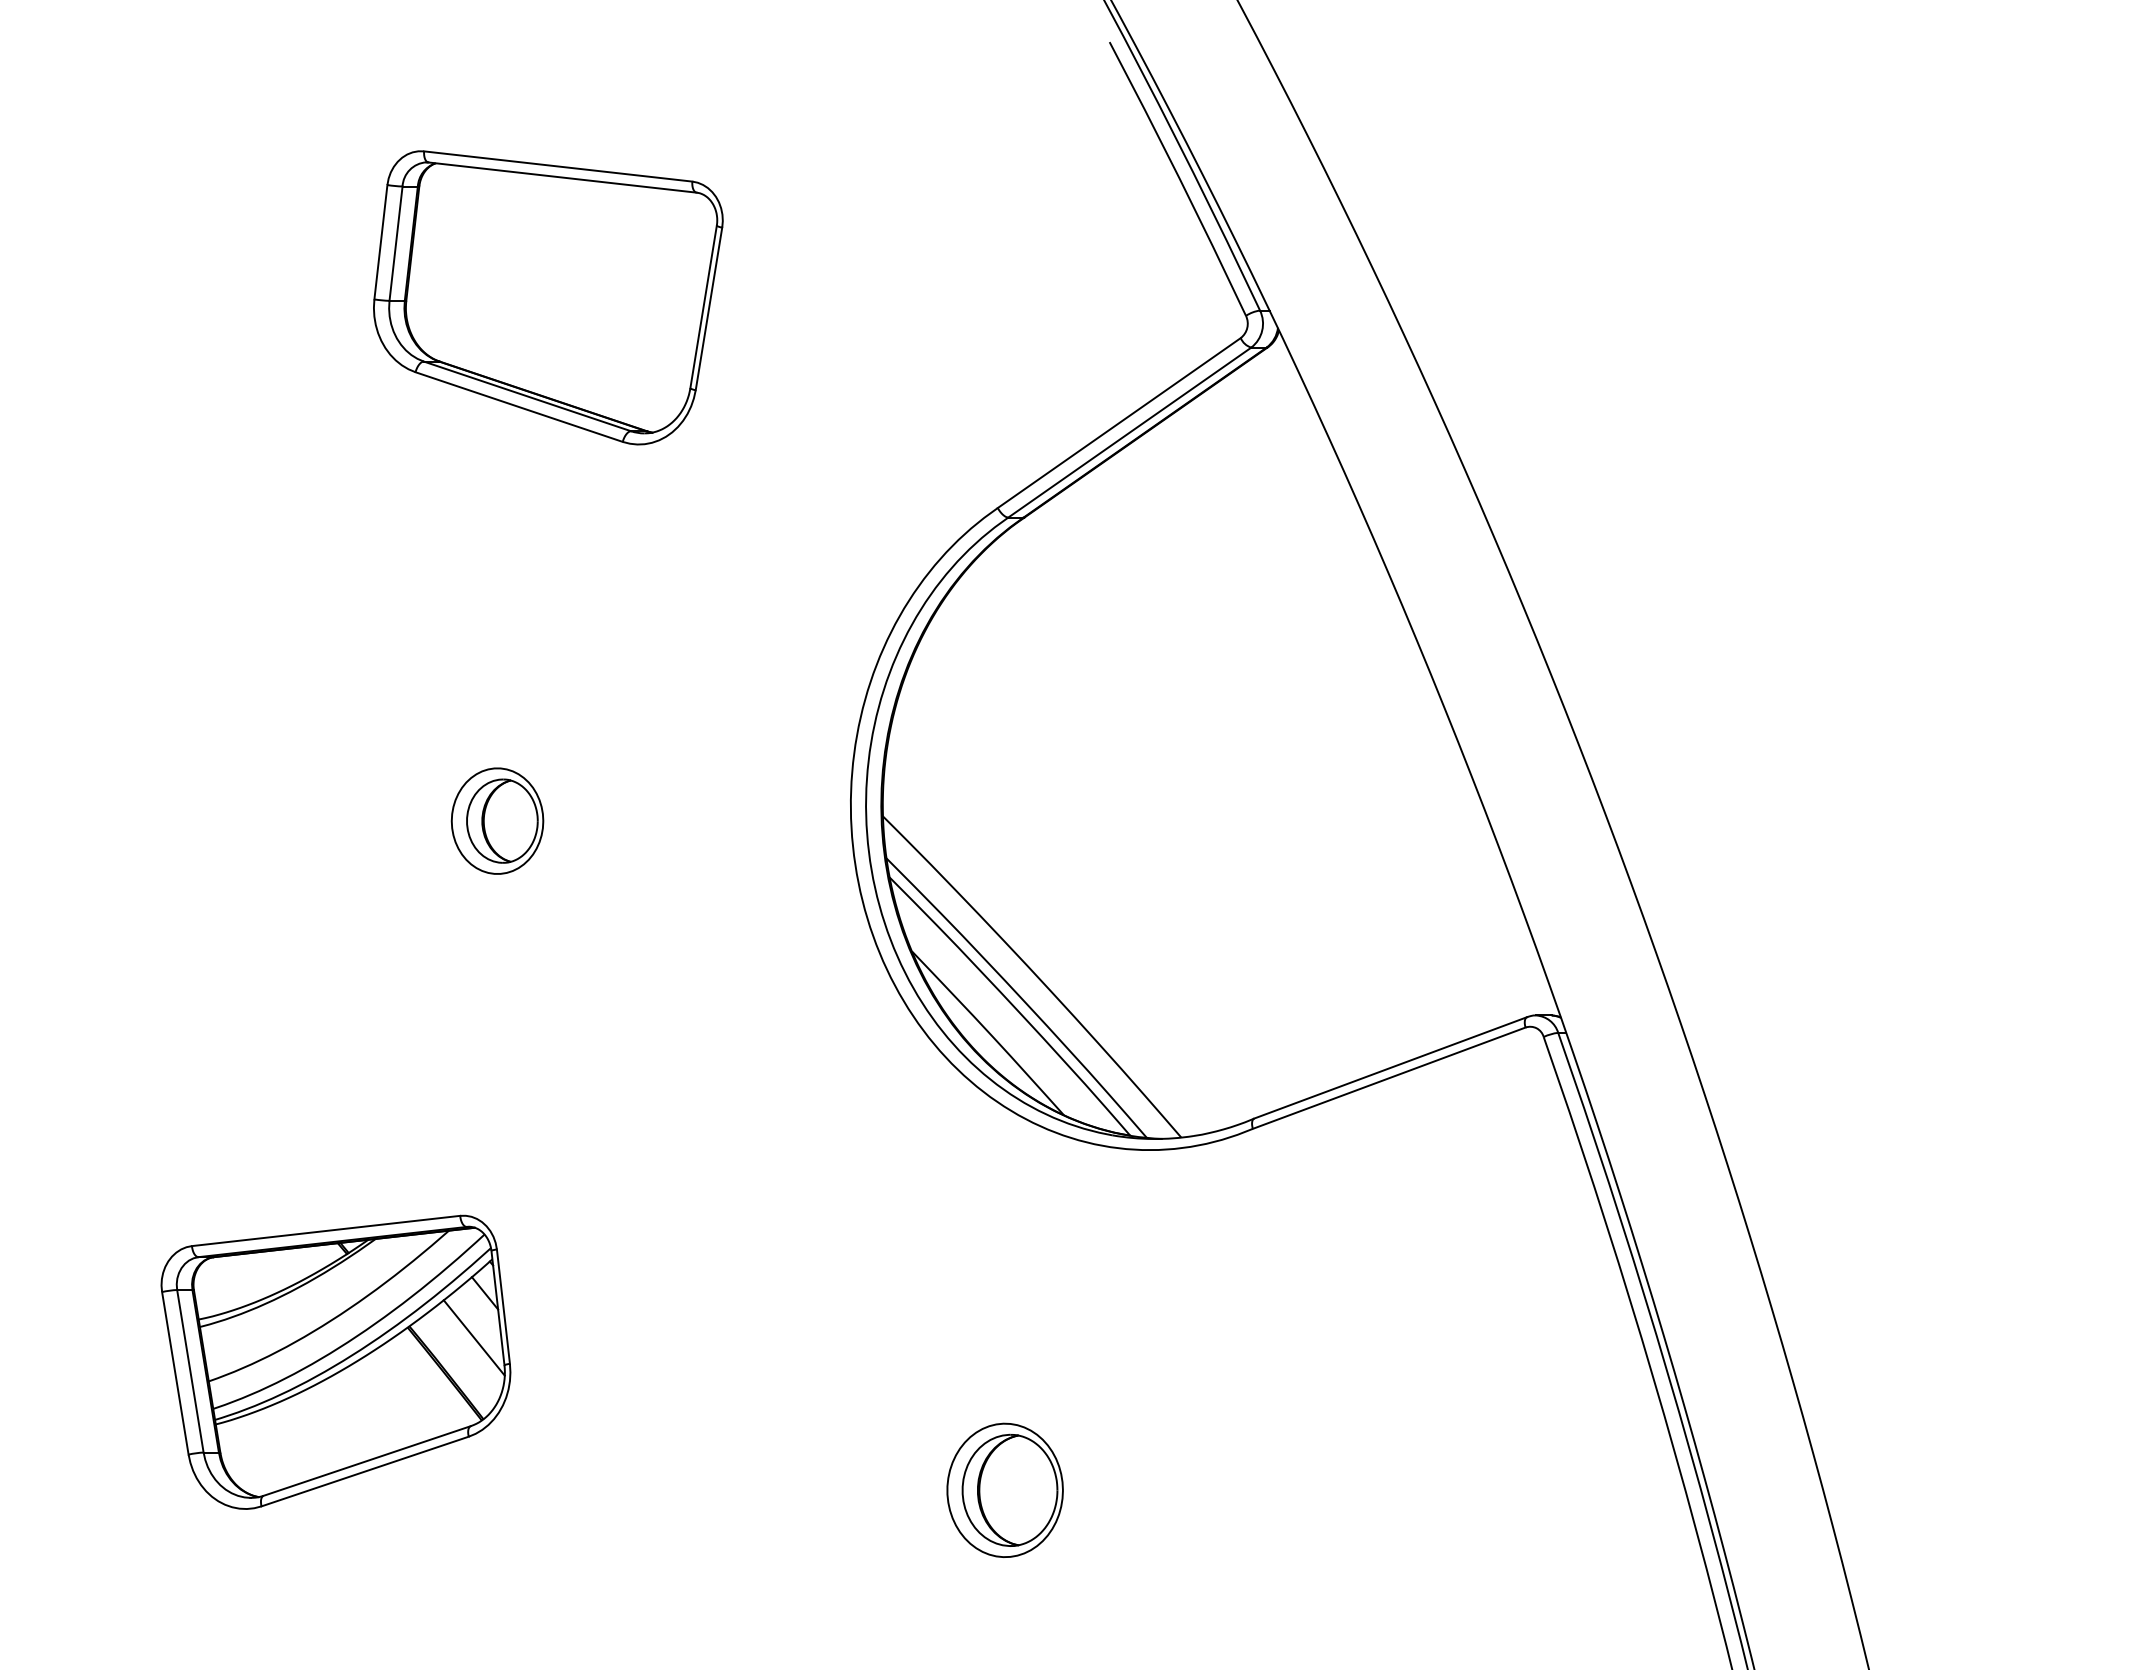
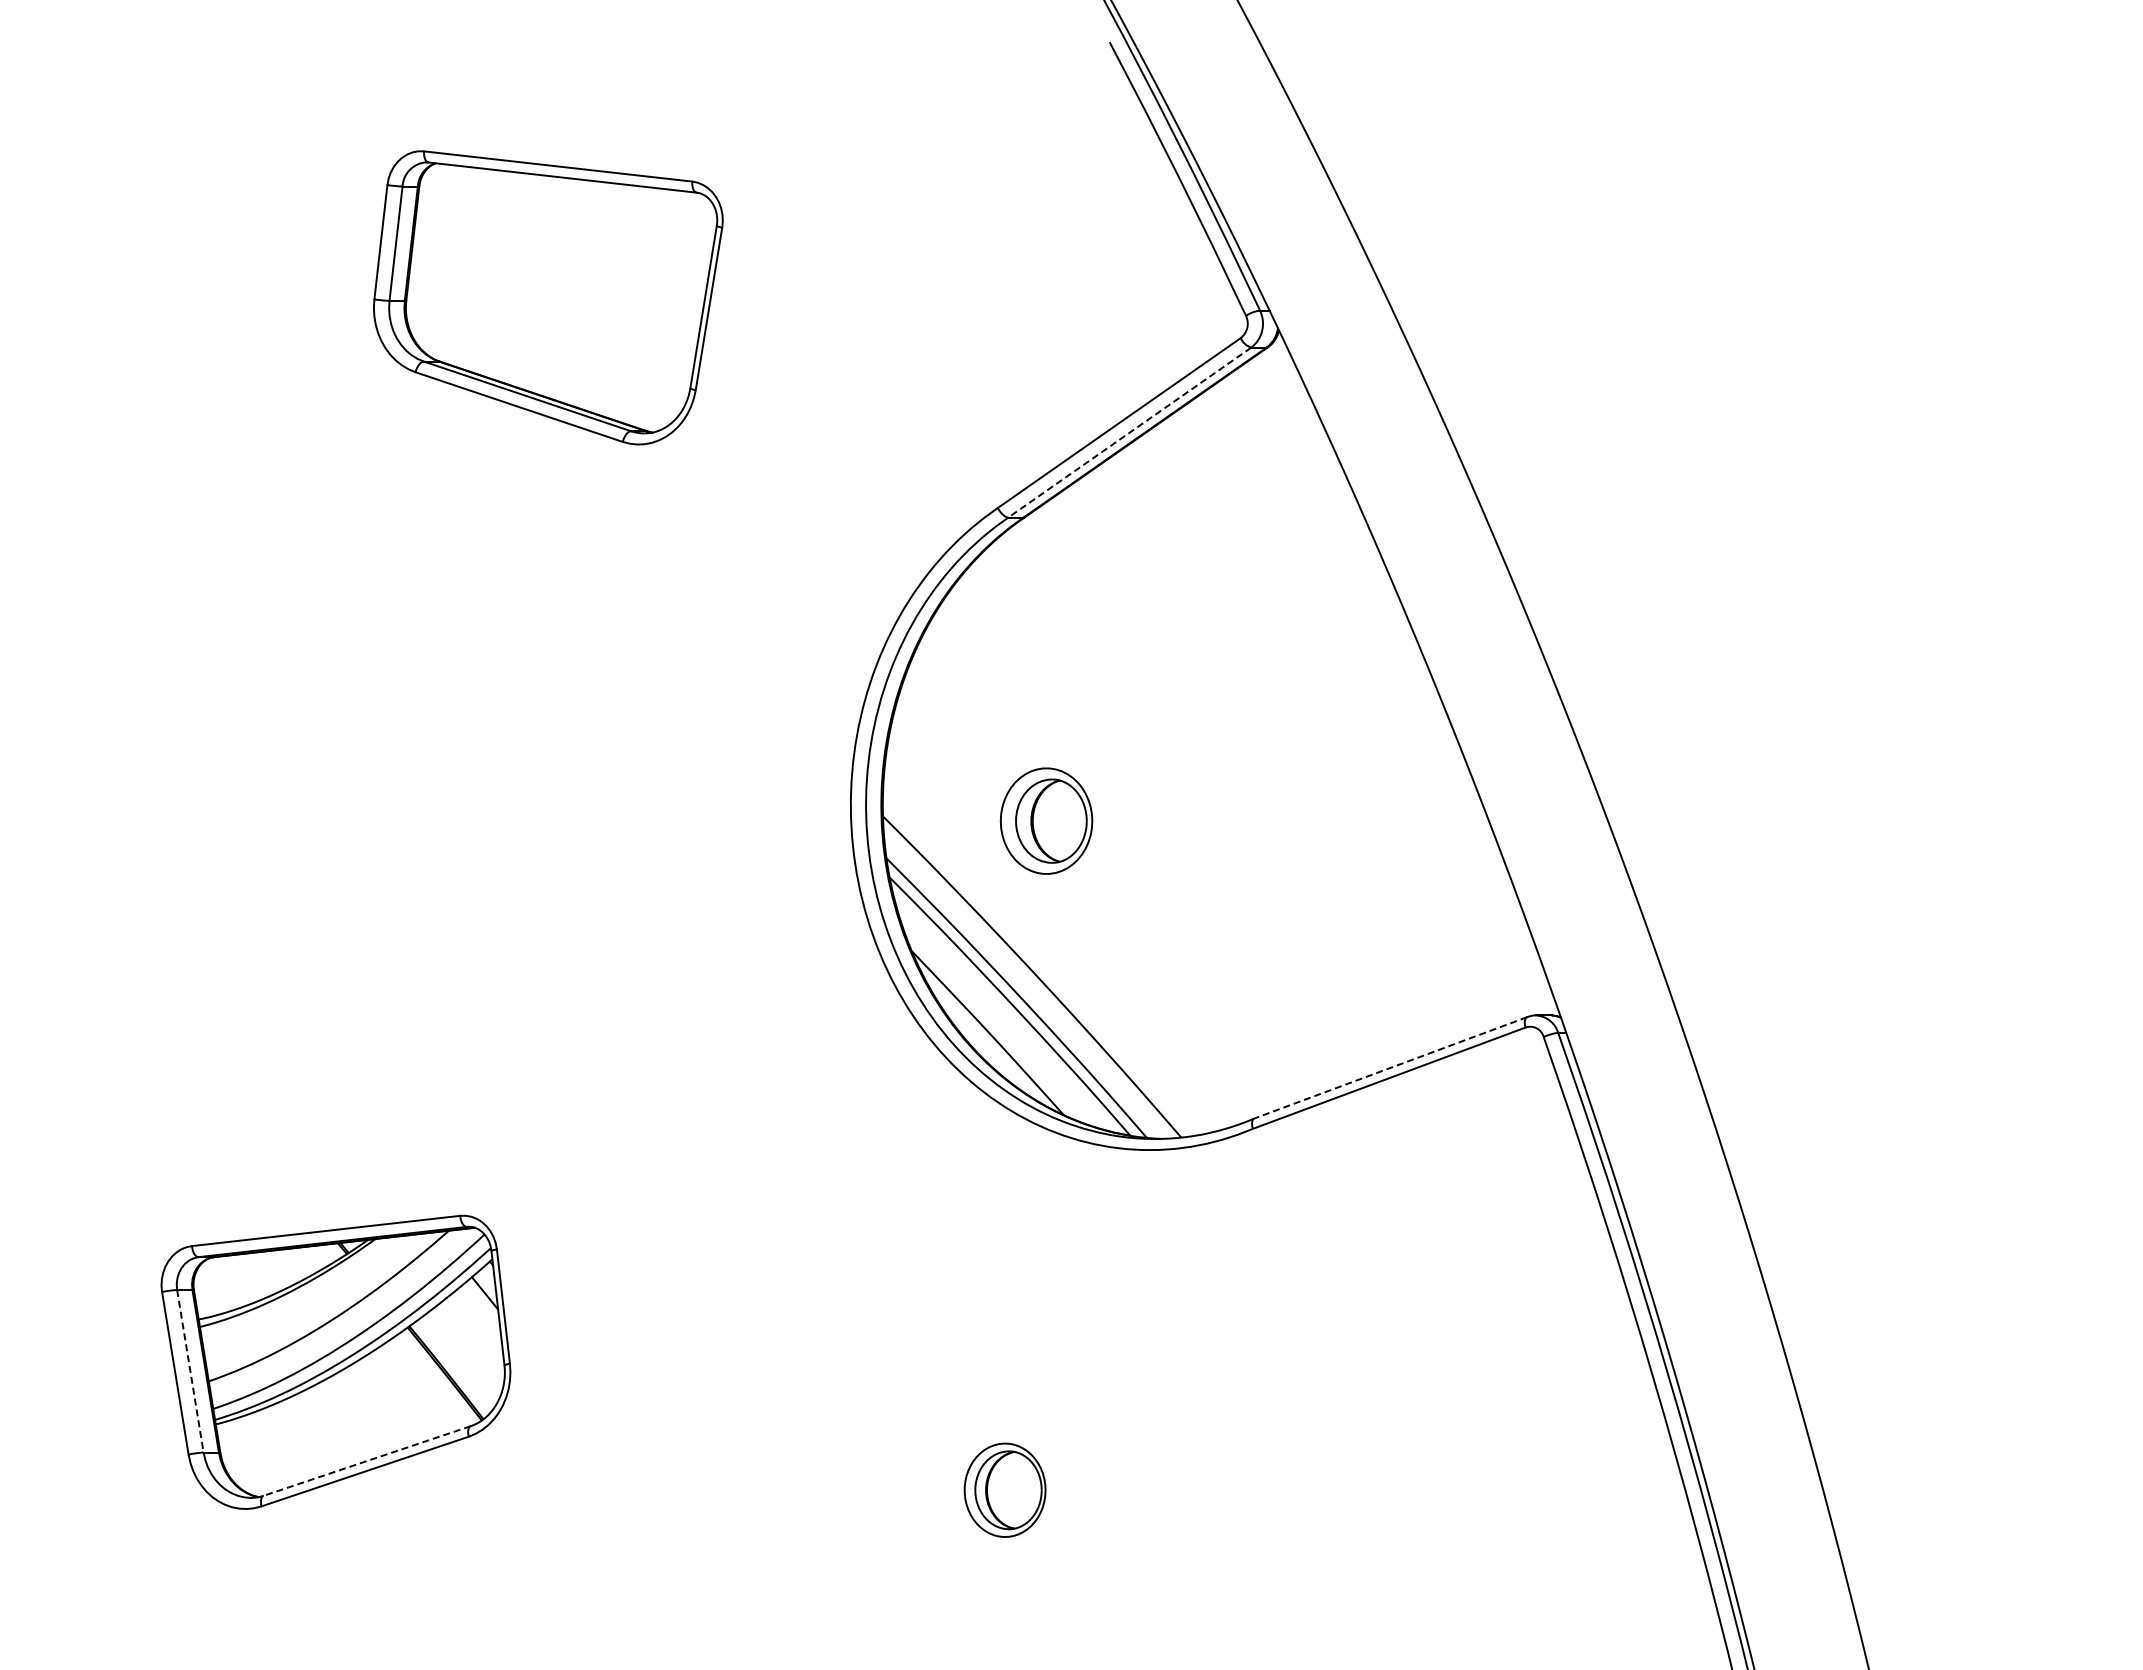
line: solid -> dashed (1129, 432)
part position: (497, 820) -> (1046, 820) (1046, 820)
line: solid -> dashed (1390, 1068)
line: present -> none (473, 1337)
line: solid -> dashed (190, 1371)
line: solid -> dashed (366, 1461)
part size: 118x136 px -> 84x96 px (1004, 1489)
